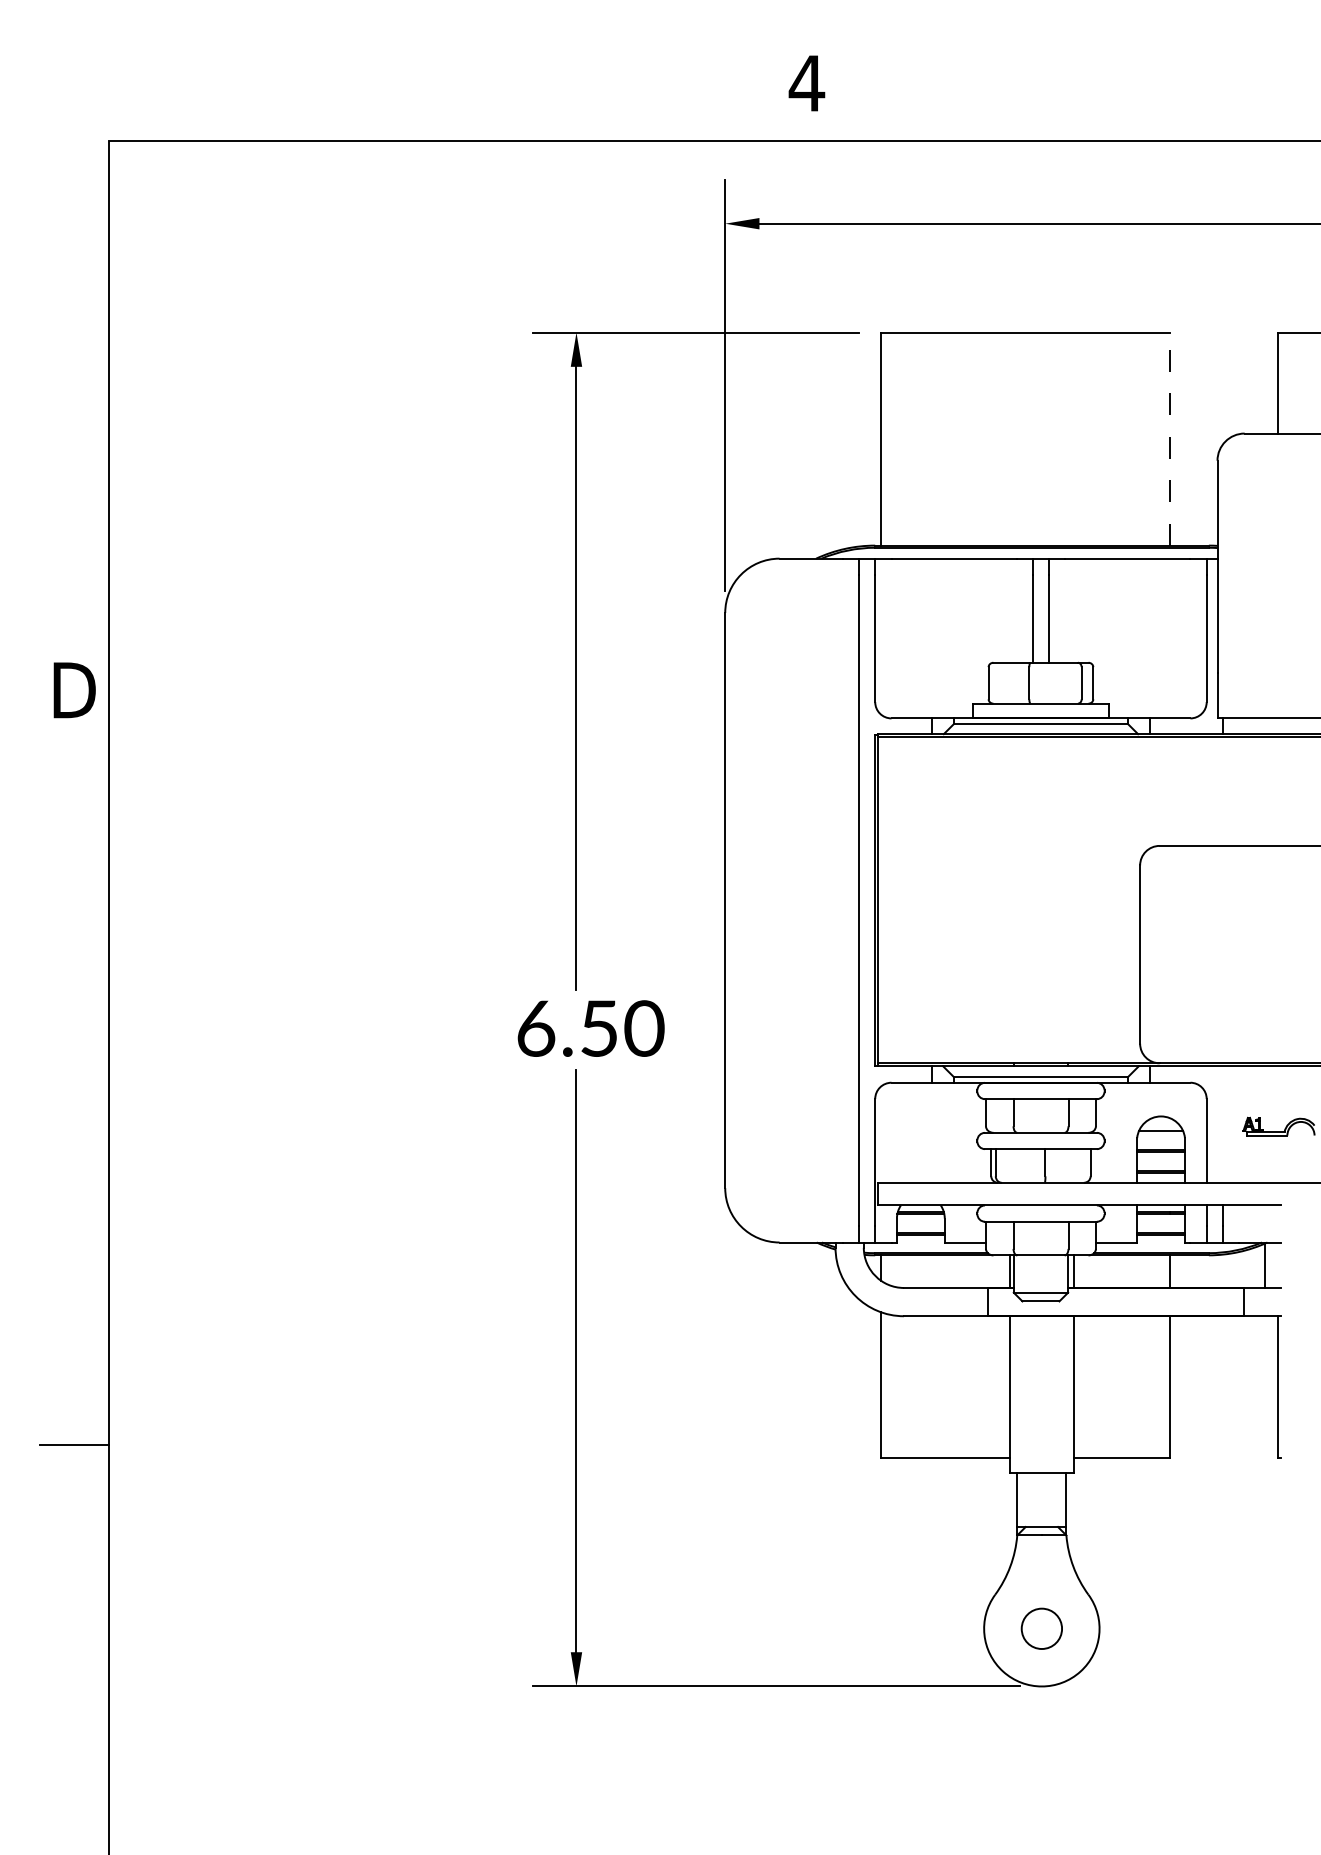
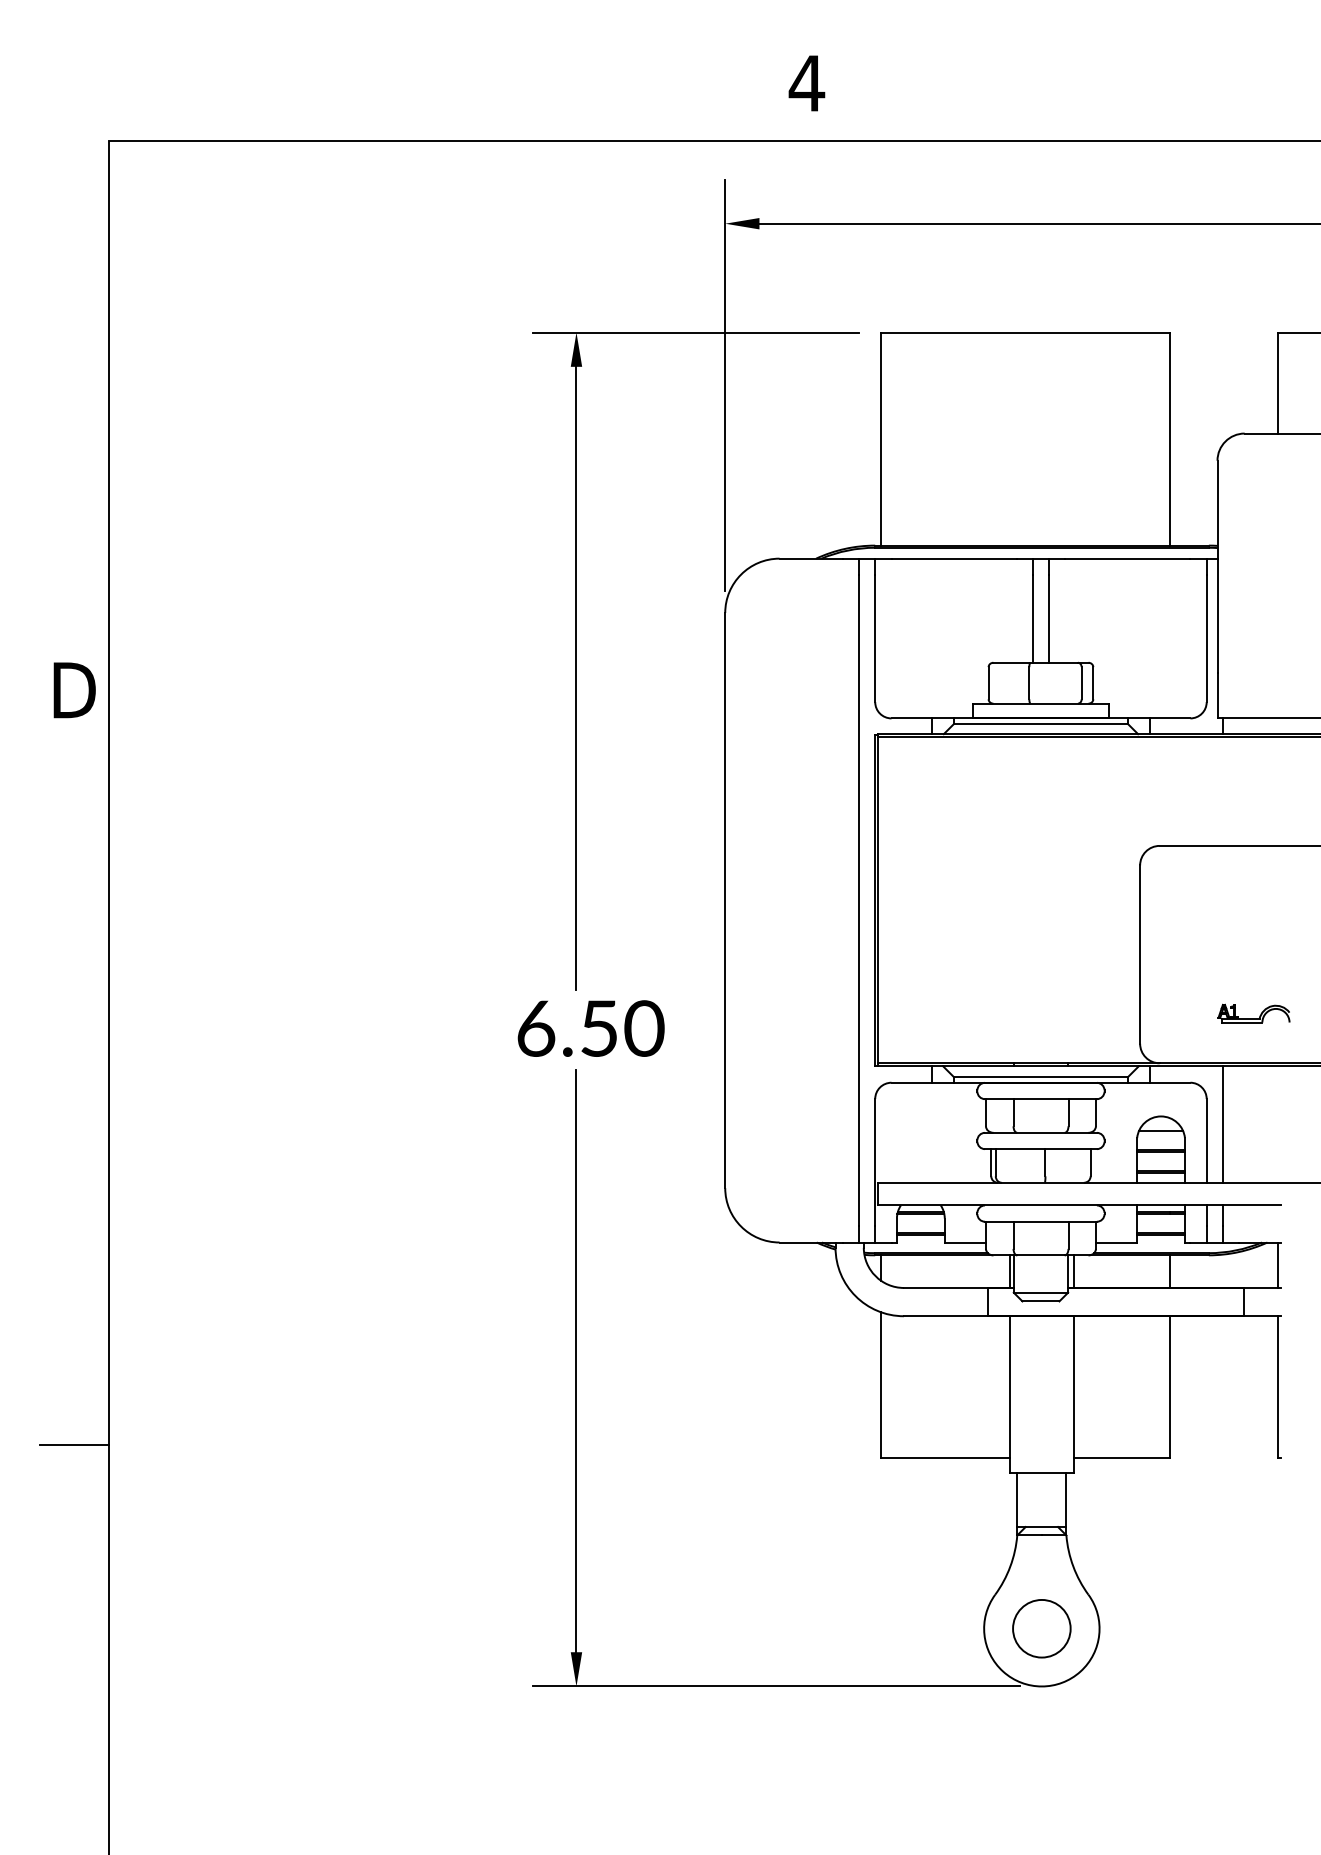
line: dashed -> solid (1169, 439)
line: none -> present (1223, 1124)
part position: (1278, 1126) -> (1253, 1013) (1253, 1013)
line position: (1265, 1264) -> (1278, 1264) (1278, 1264)
circle size: 43x43 px -> 60x60 px (1041, 1628)
